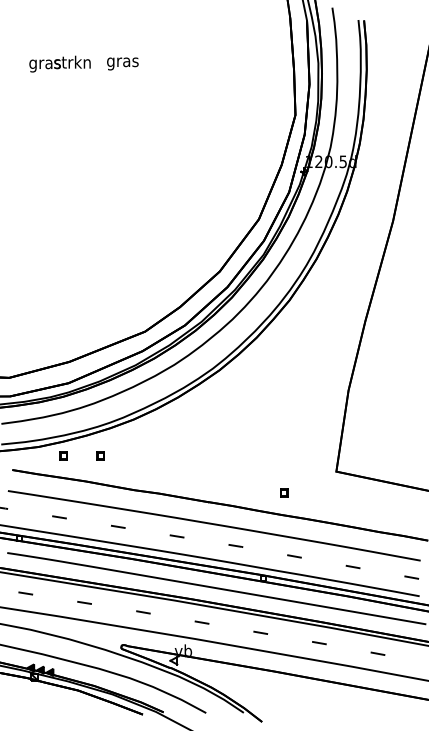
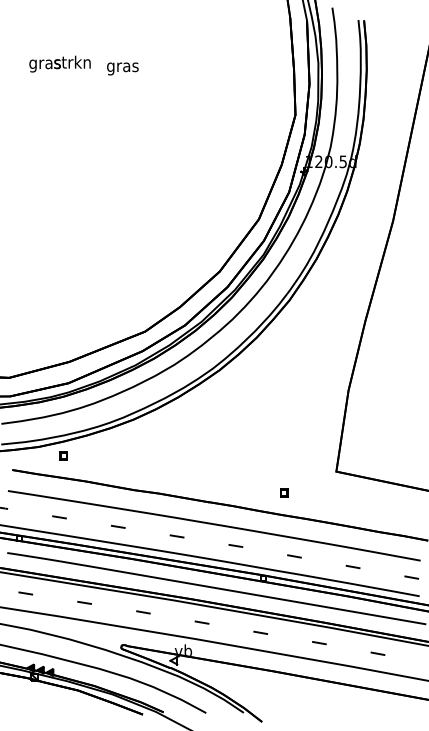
text position: (122, 63) -> (122, 68) (122, 68)
part: present -> none (100, 455)
